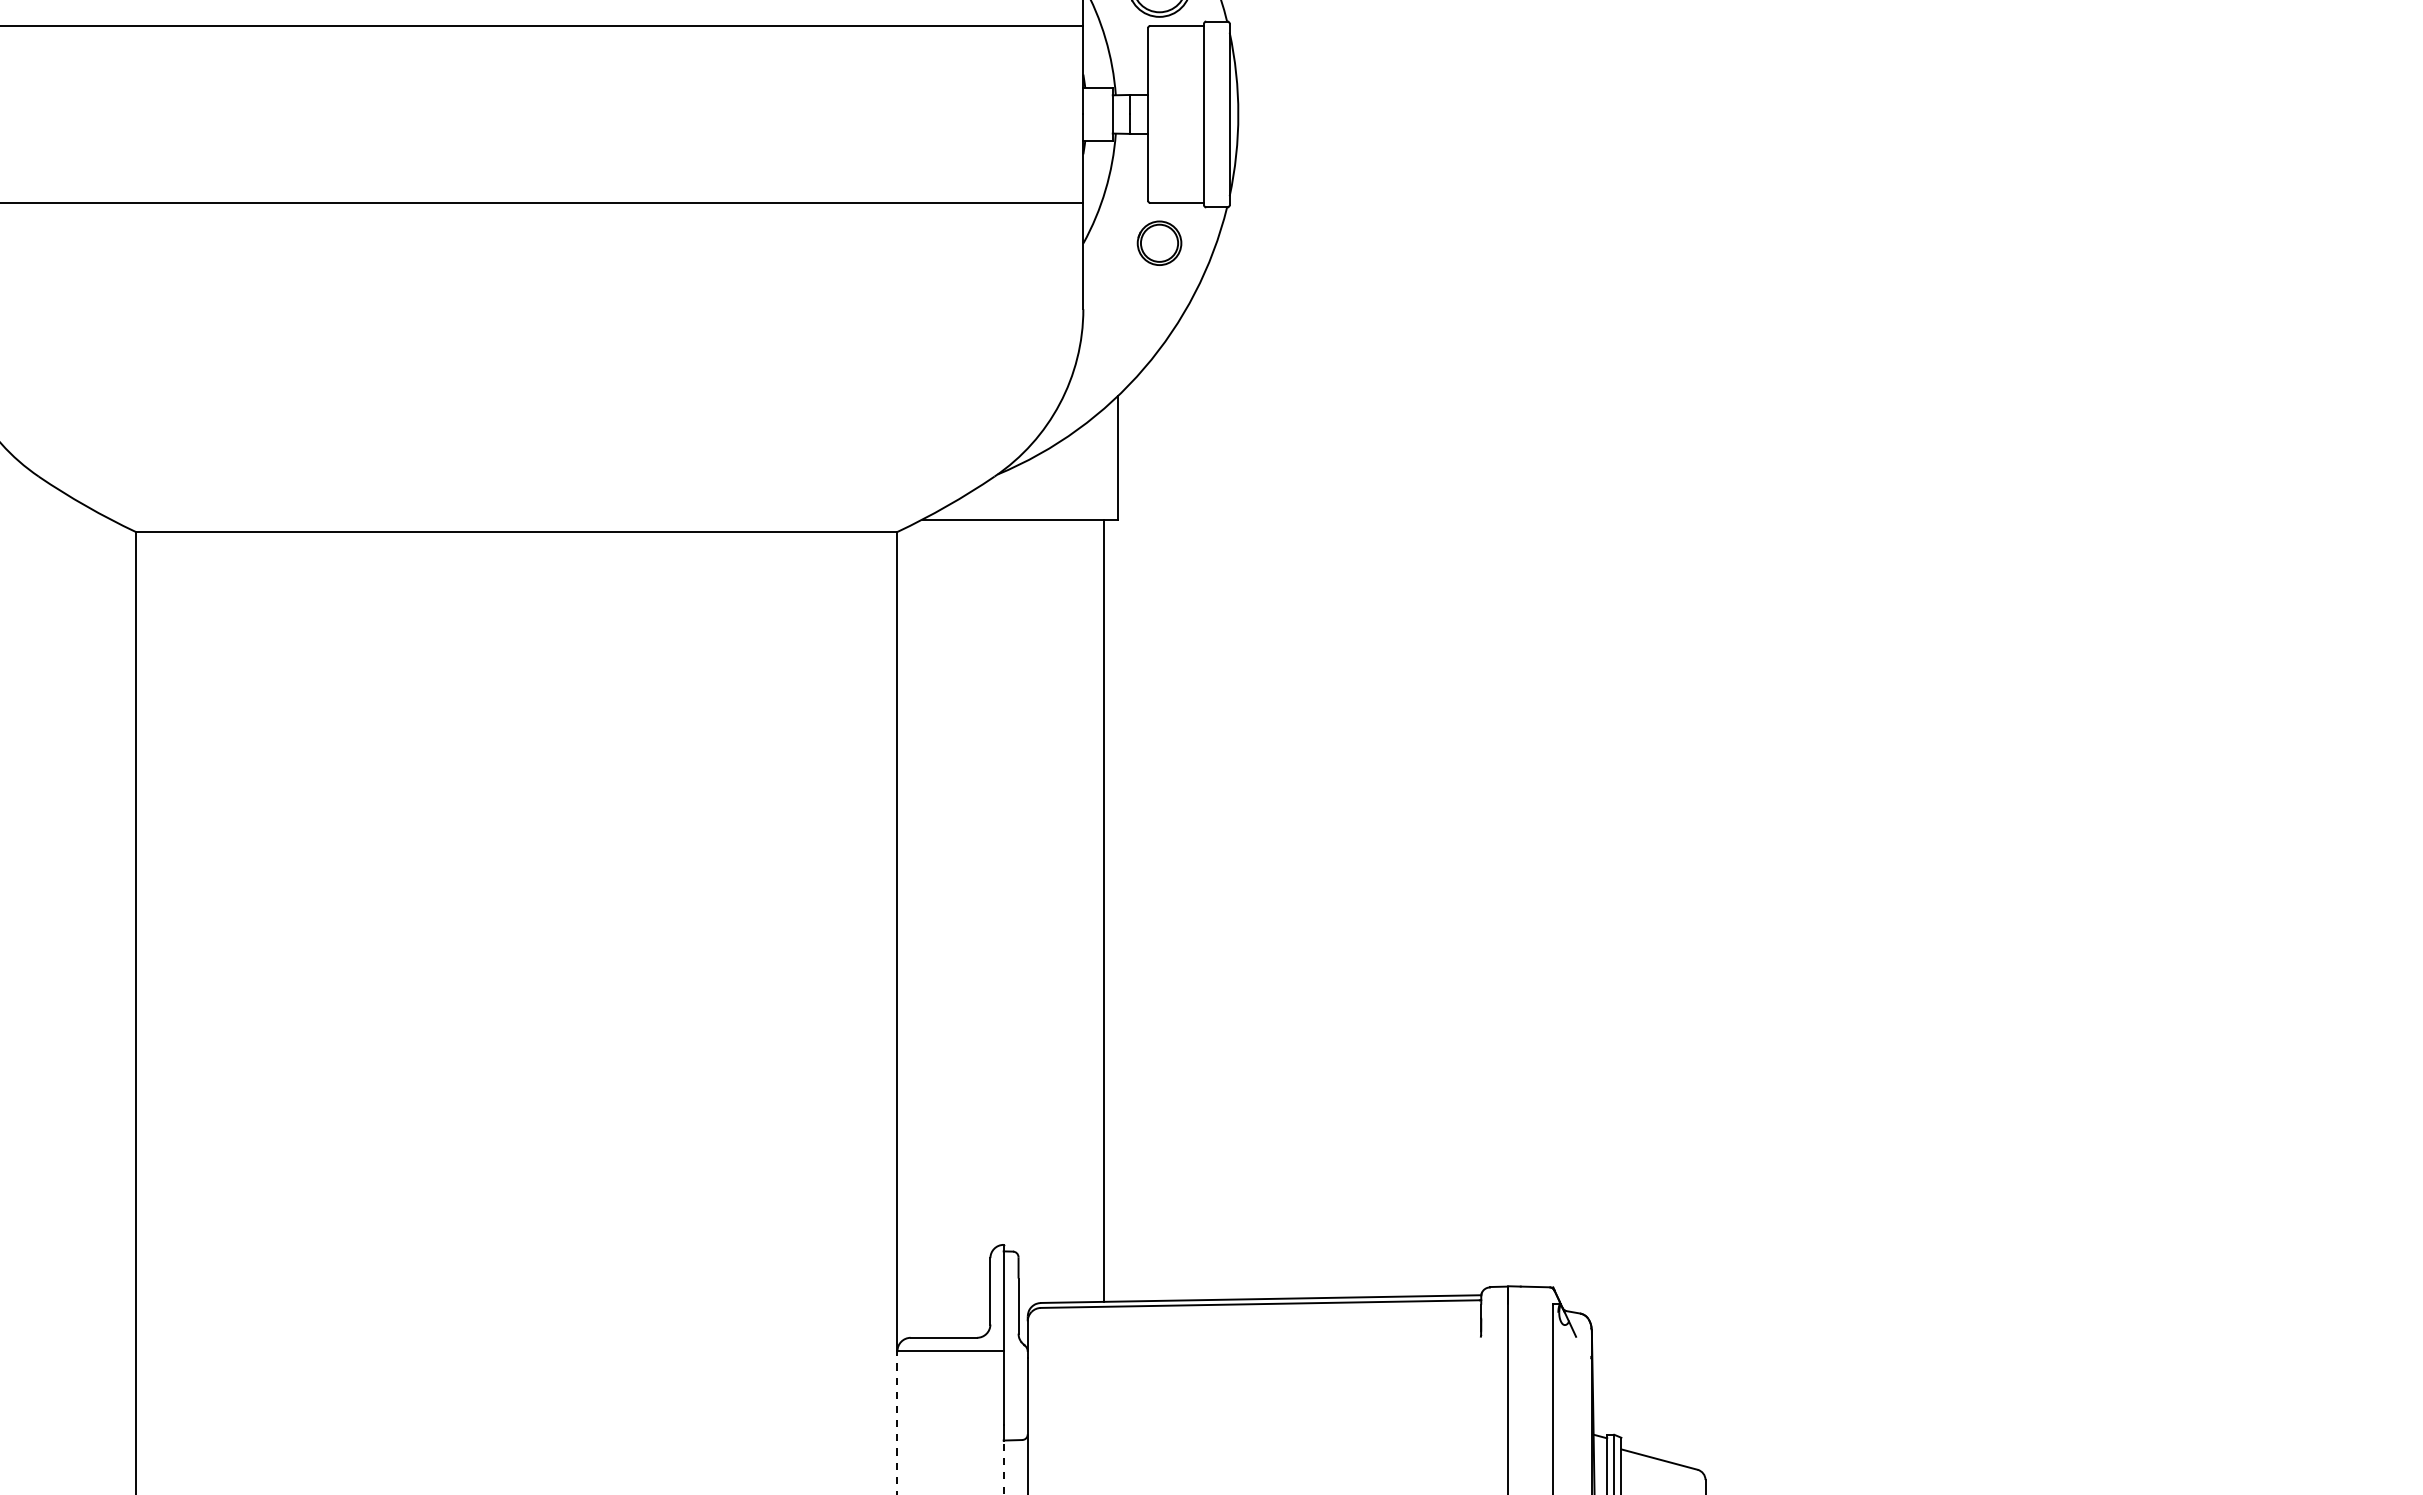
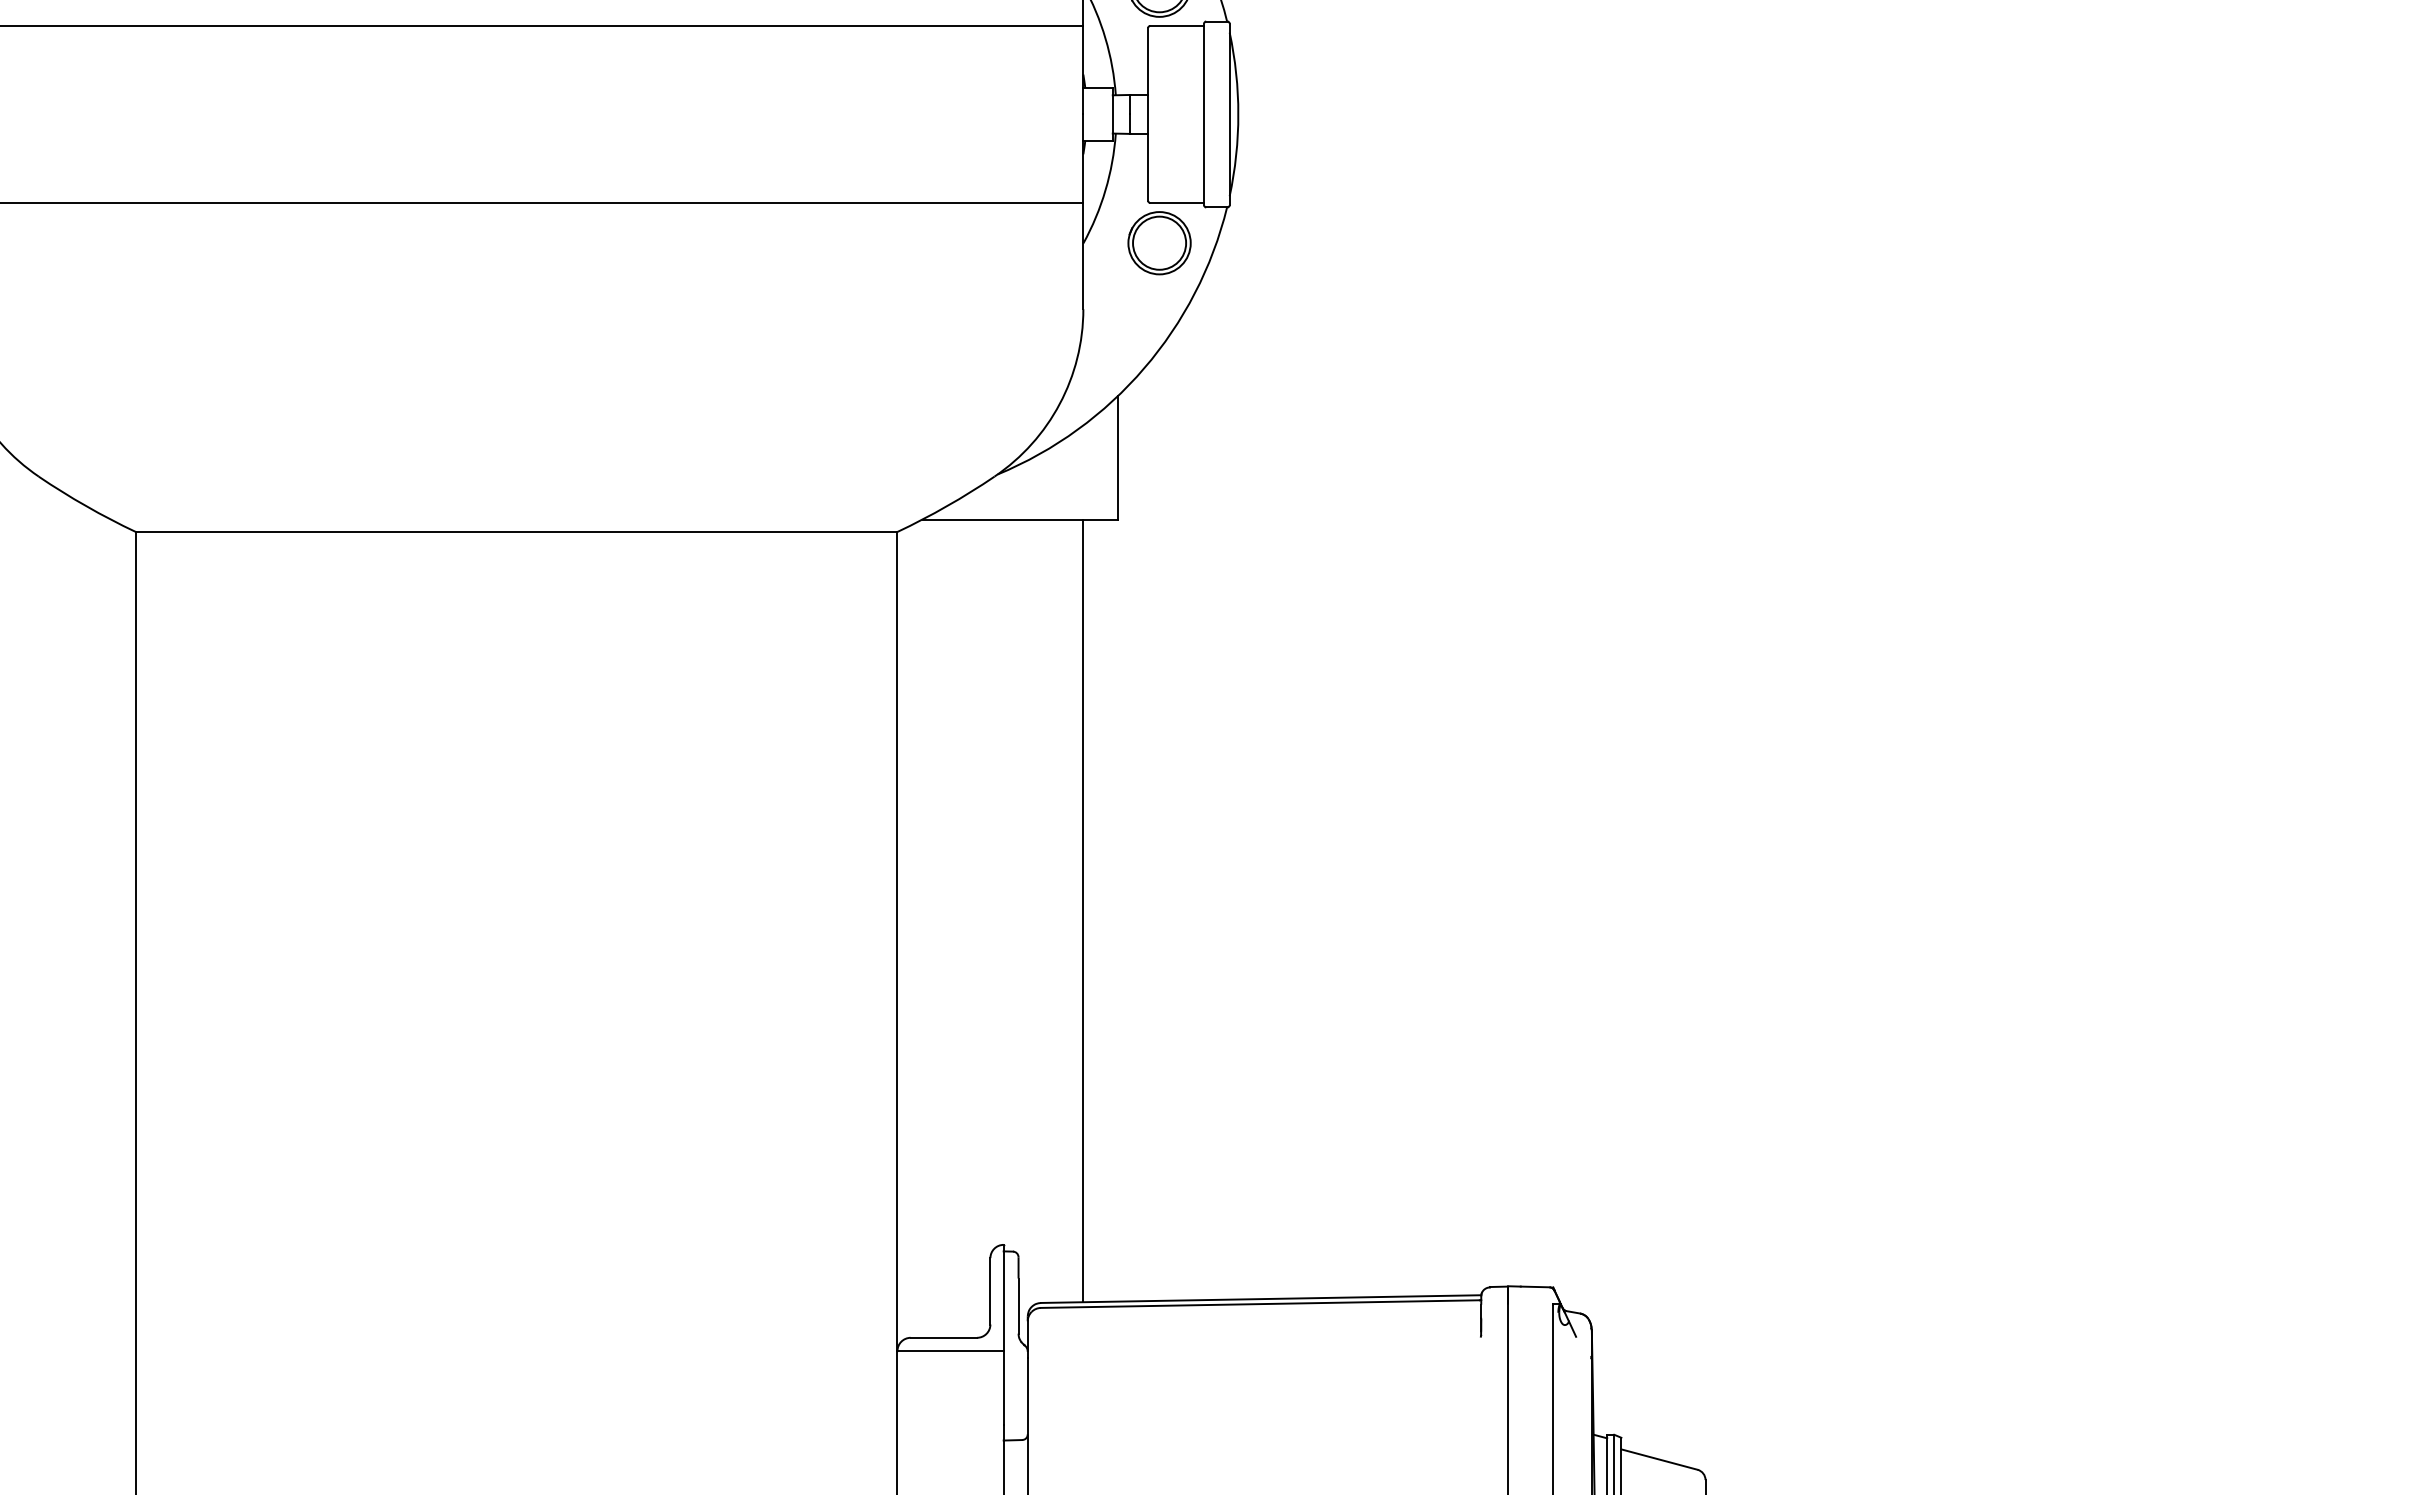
part size: 47x46 px -> 65x65 px (1159, 243)
line position: (1104, 910) -> (1083, 910) (1083, 910)
line: dashed -> solid (897, 1422)
line: dashed -> solid (1003, 1467)
